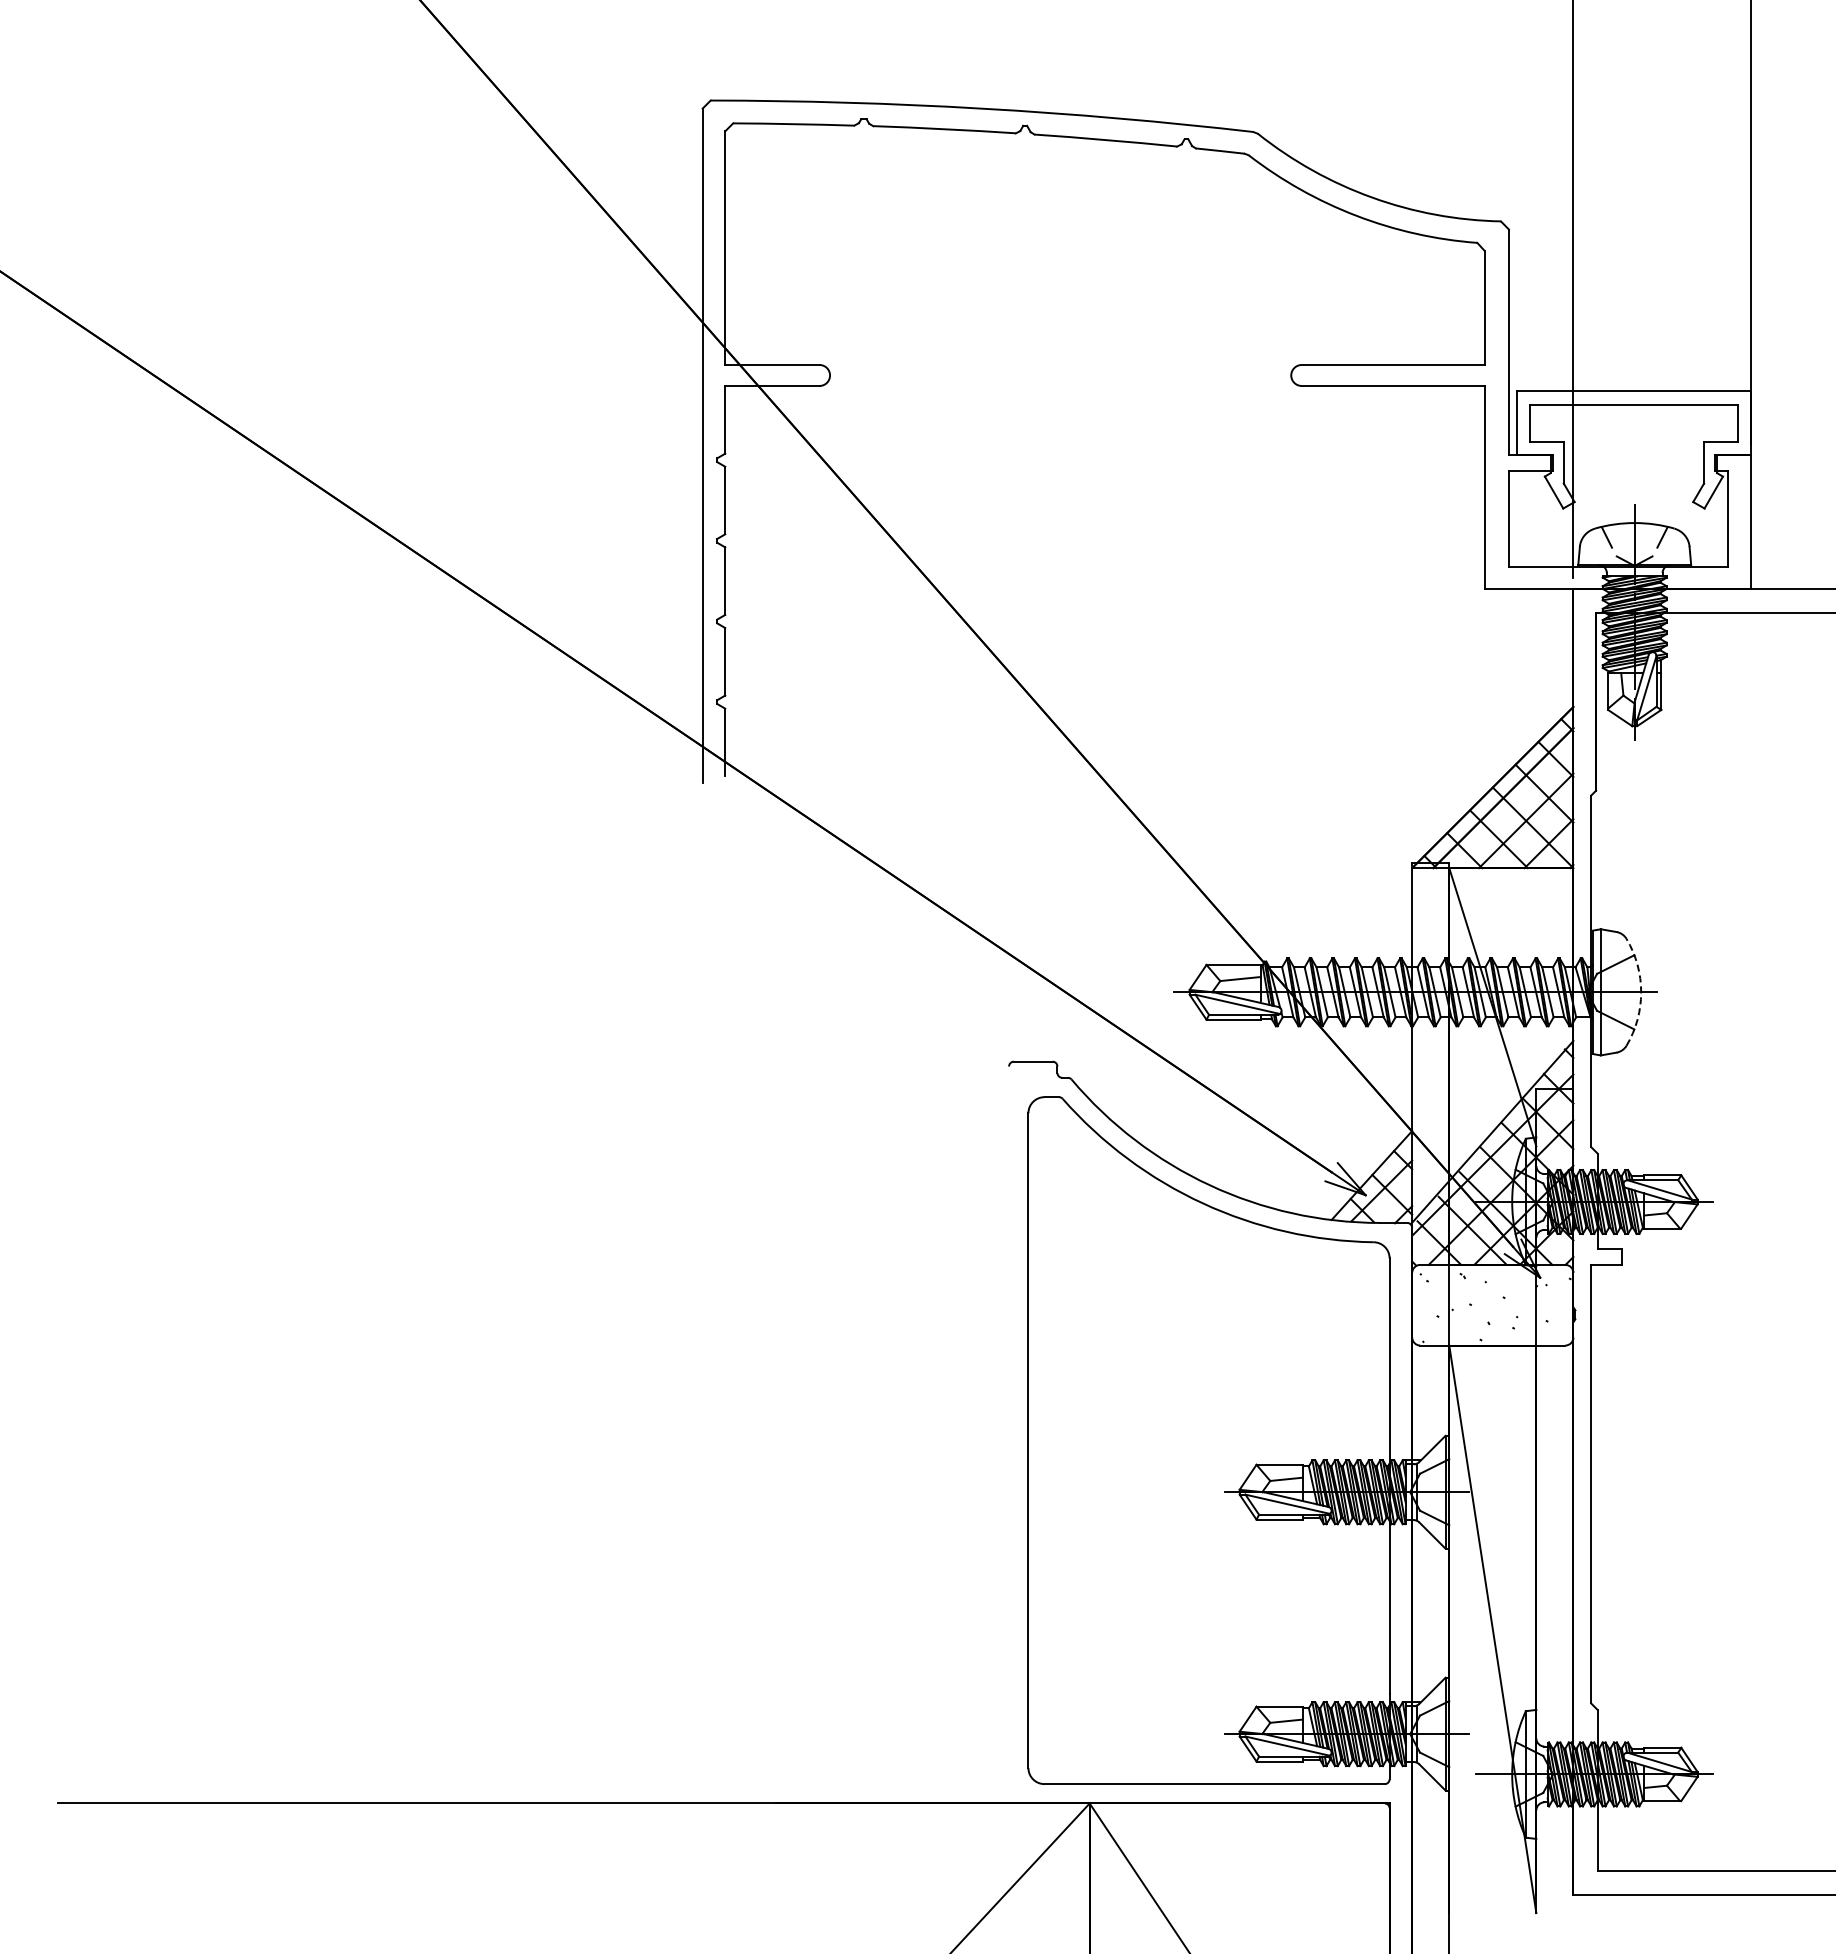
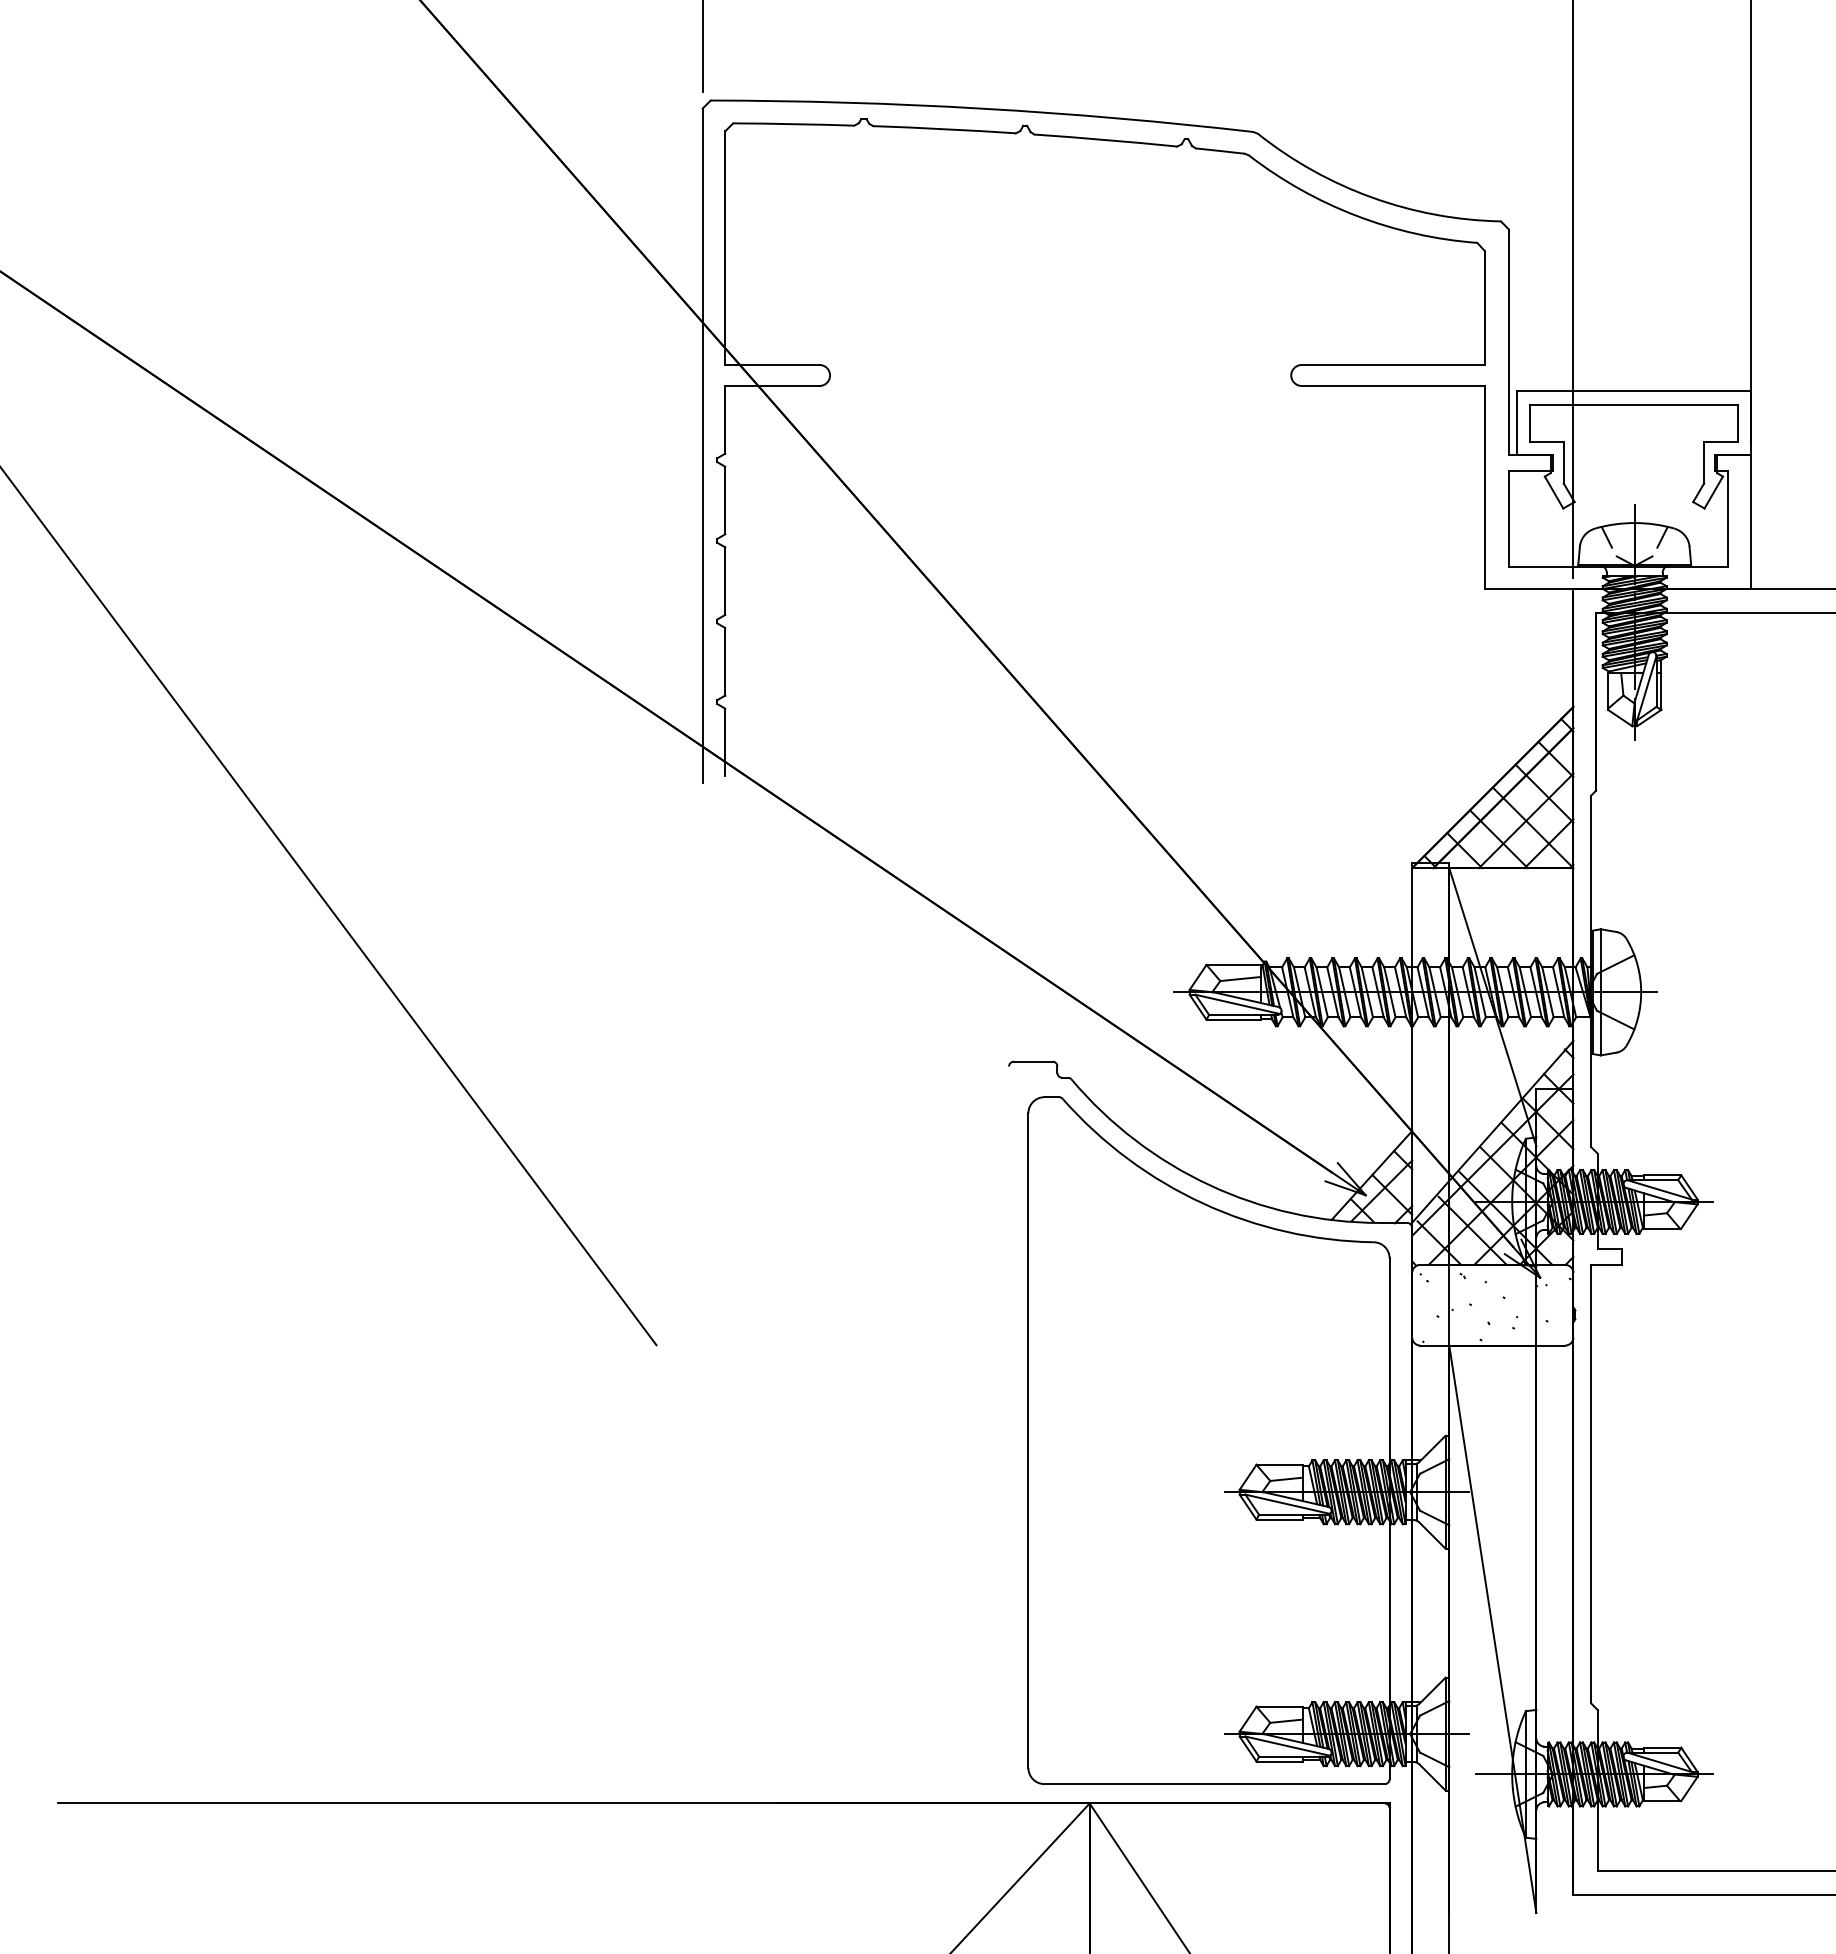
line: none -> present (702, 47)
line: none -> present (329, 907)
arc: dashed -> solid (1641, 992)
